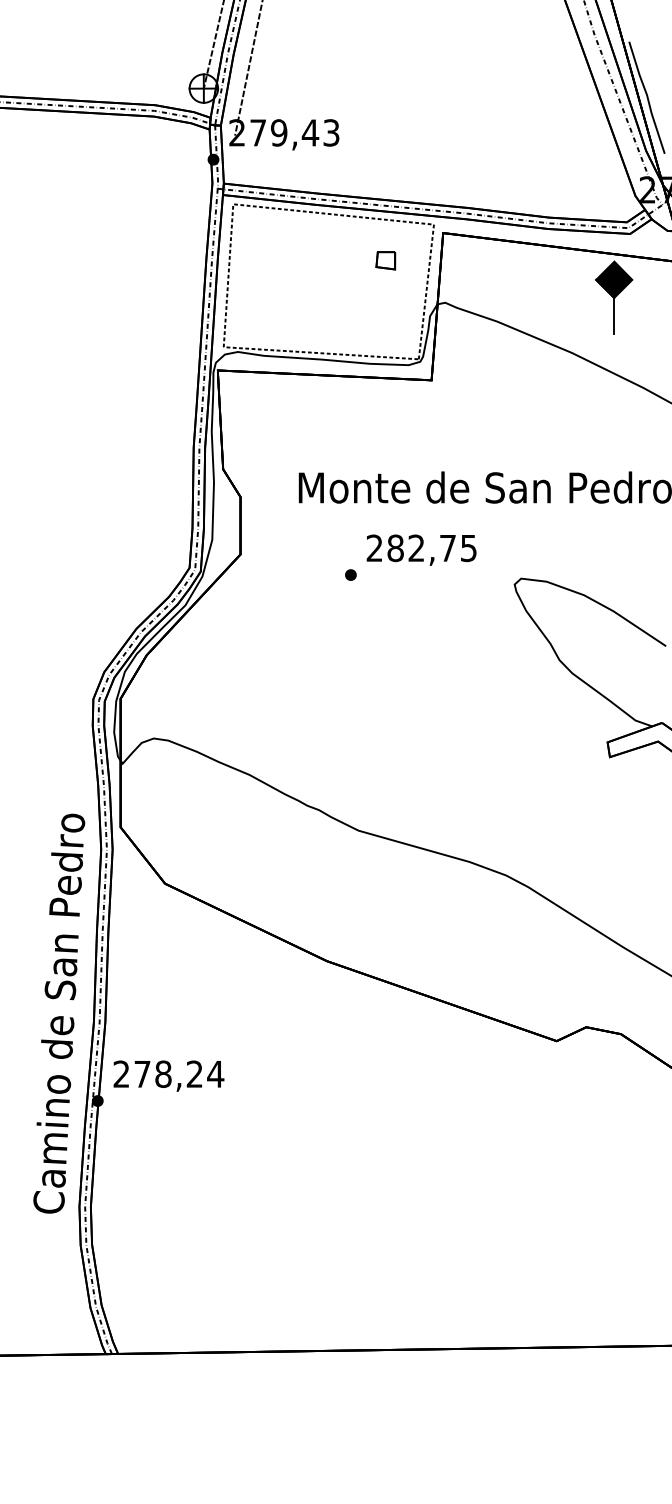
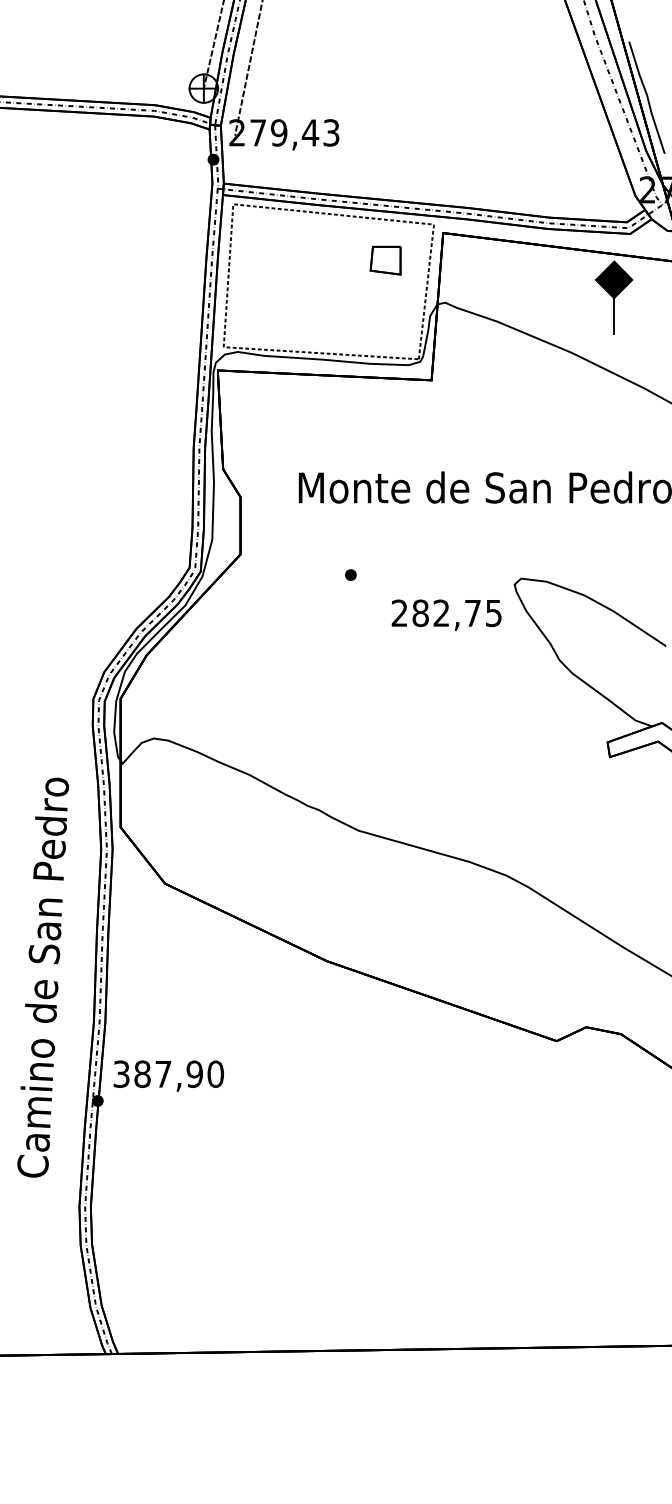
part size: 22x20 px -> 33x31 px (385, 260)
text position: (421, 549) -> (446, 614) (446, 614)
text position: (59, 1013) -> (43, 977) (43, 977)
text: 278,24 -> 387,90 (168, 1073)
